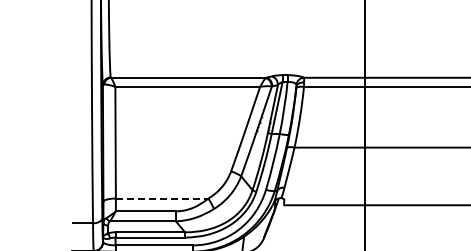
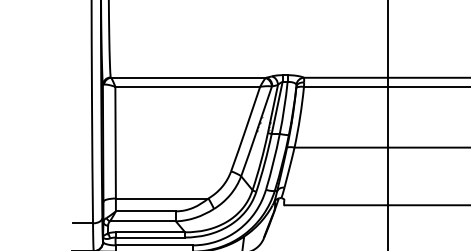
line position: (364, 124) -> (387, 124) (387, 124)
line: dashed -> solid (162, 198)
